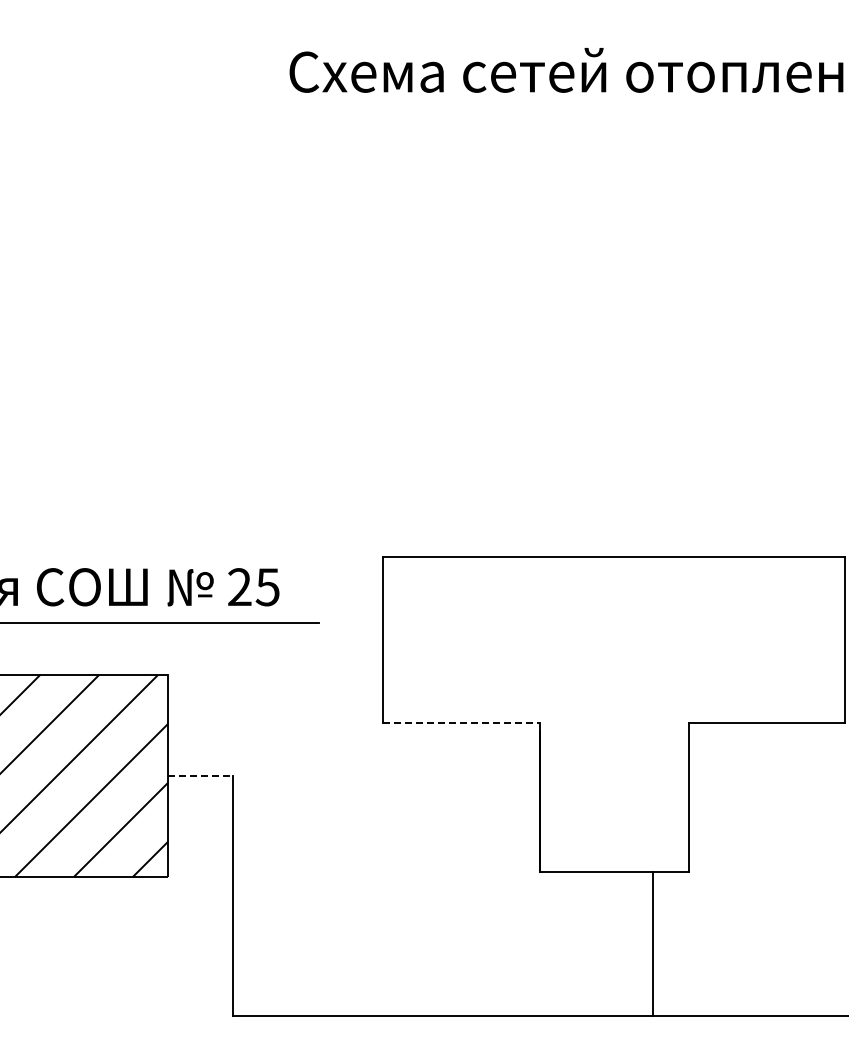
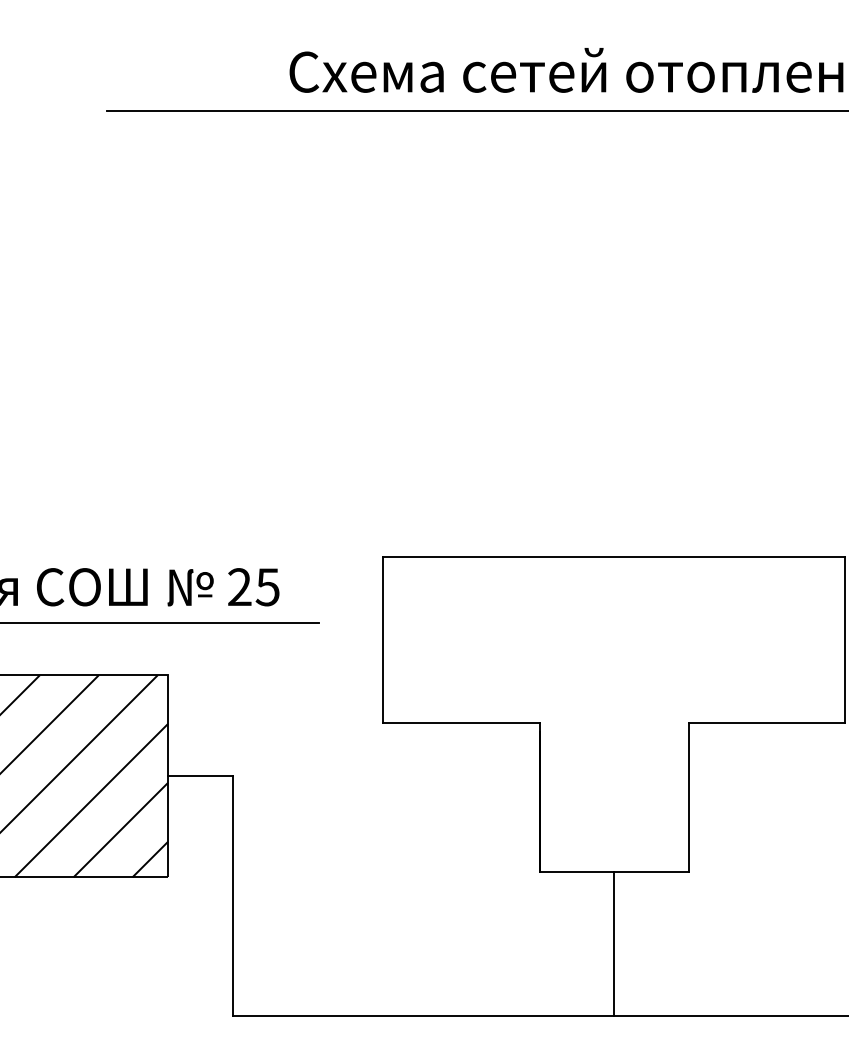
line: none -> present (475, 110)
line: dashed -> solid (461, 722)
line: dashed -> solid (200, 776)
line position: (653, 943) -> (614, 943) (614, 943)
